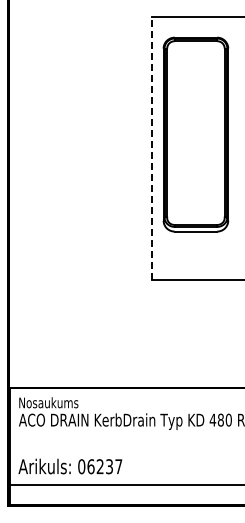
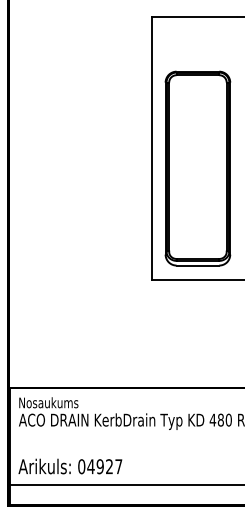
part position: (195, 134) -> (197, 168) (197, 168)
line: dashed -> solid (151, 147)
text: 06237 -> 04927 (99, 466)
